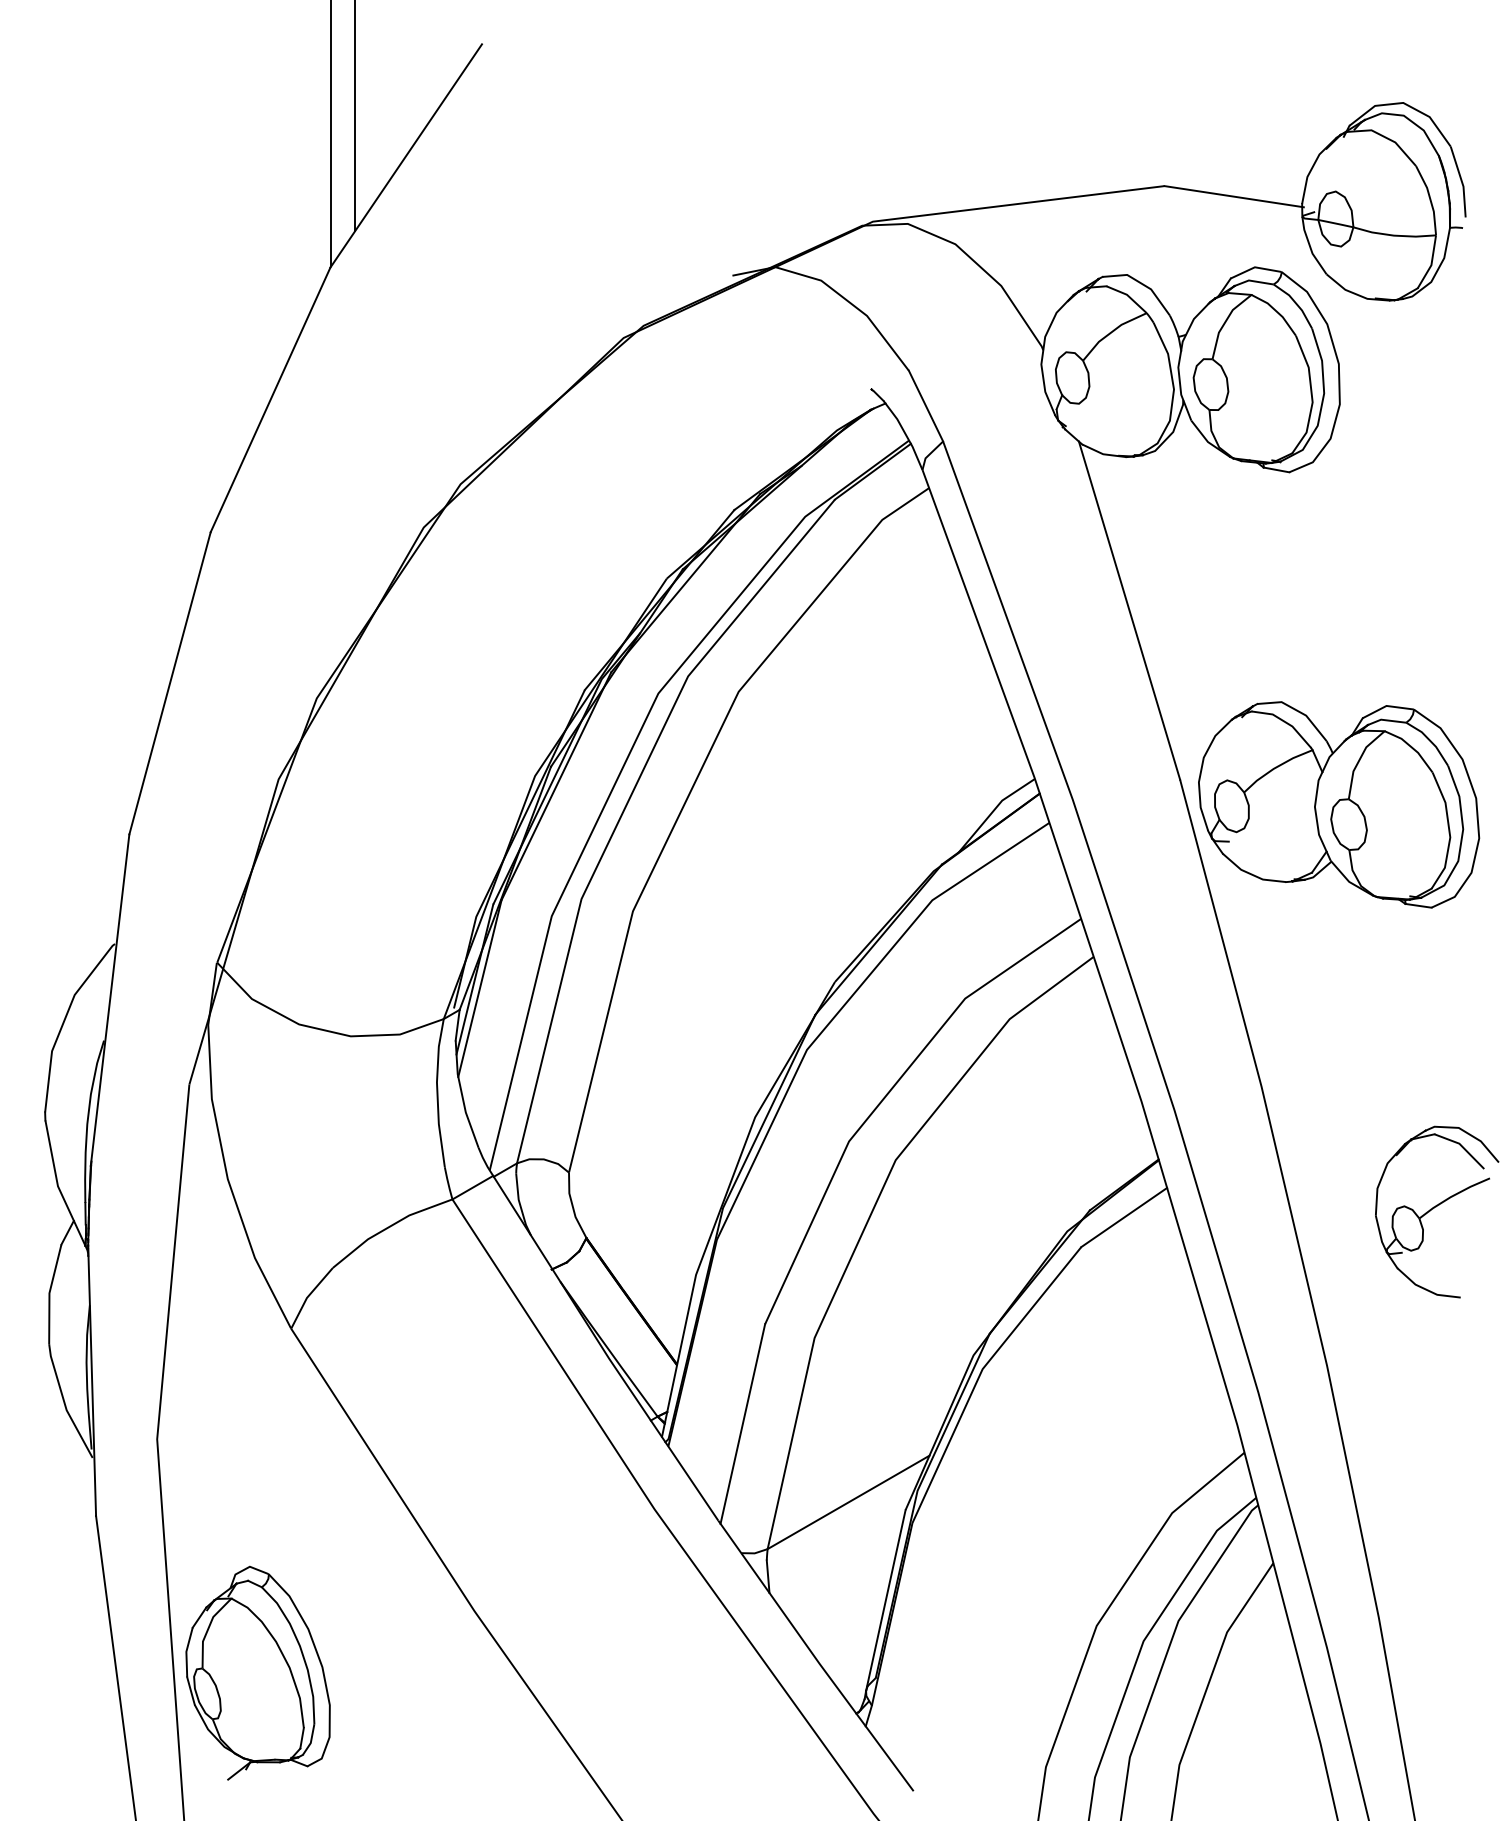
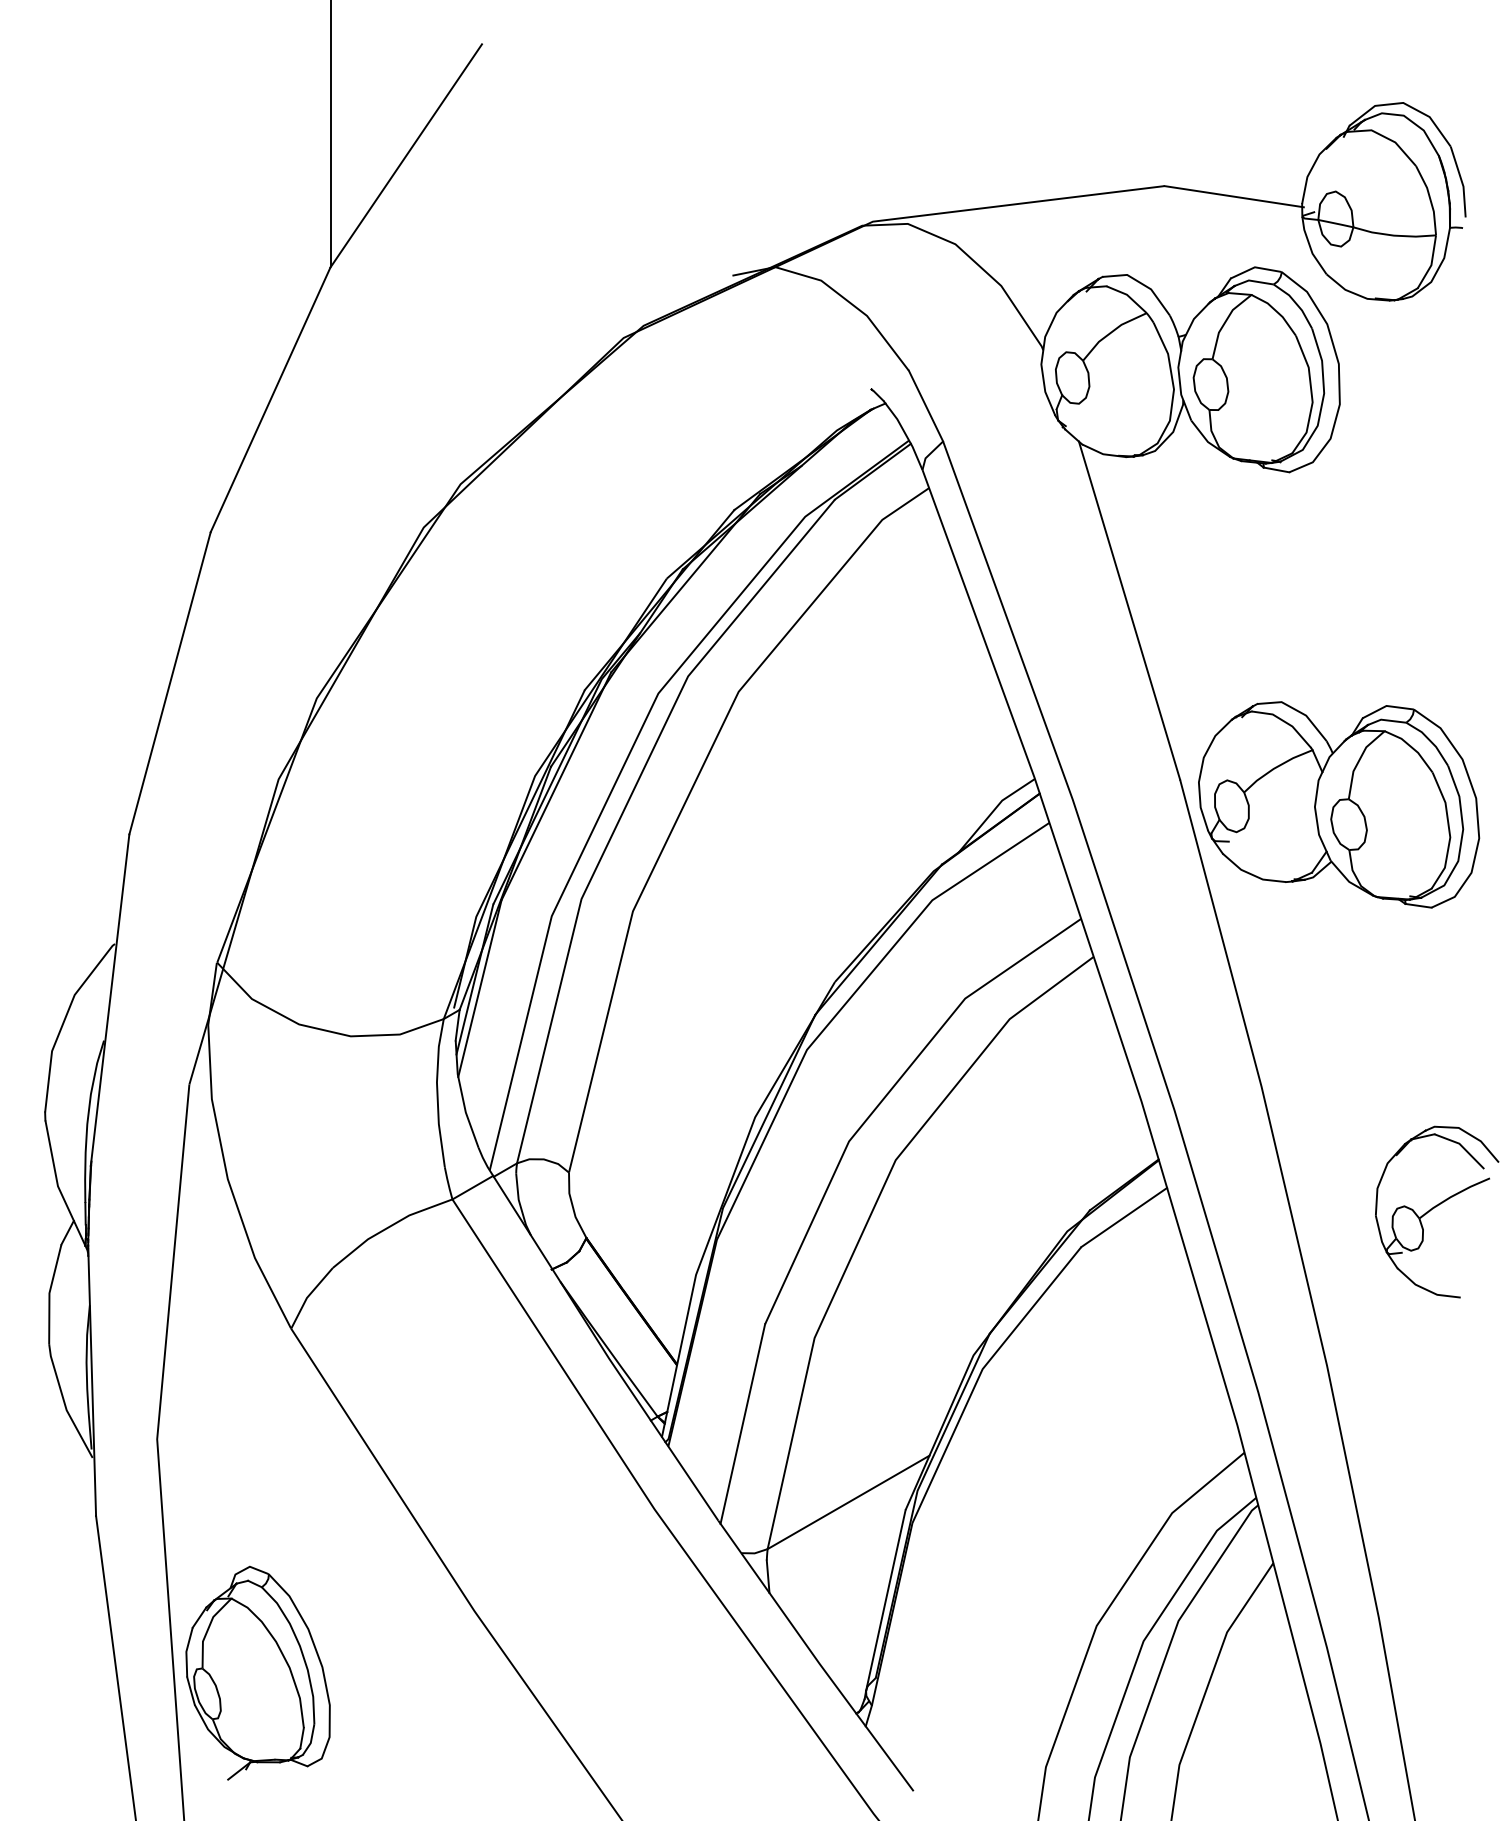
line: present -> none (355, 116)
